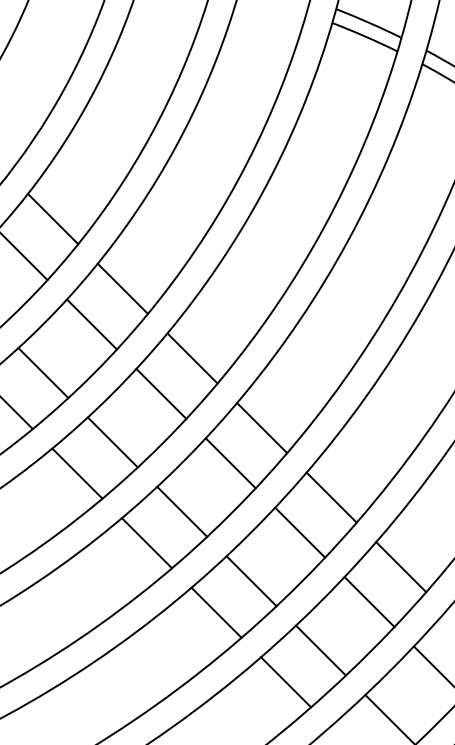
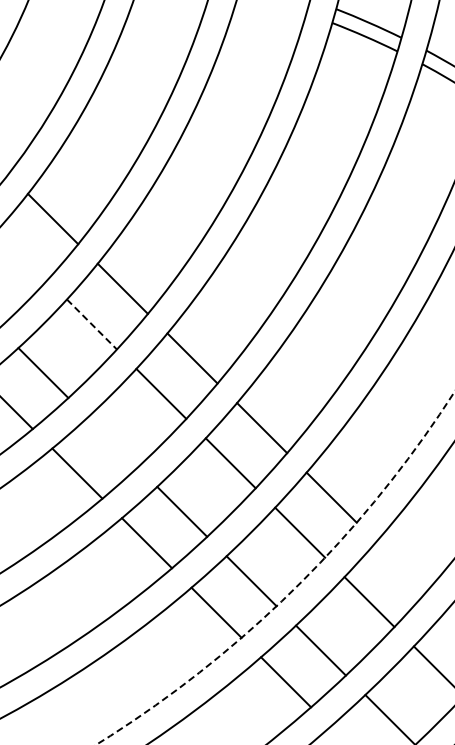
line: present -> none (24, 257)
line: solid -> dashed (92, 324)
line: present -> none (112, 442)
circle: solid -> dashed (275, 567)
line: present -> none (401, 567)
